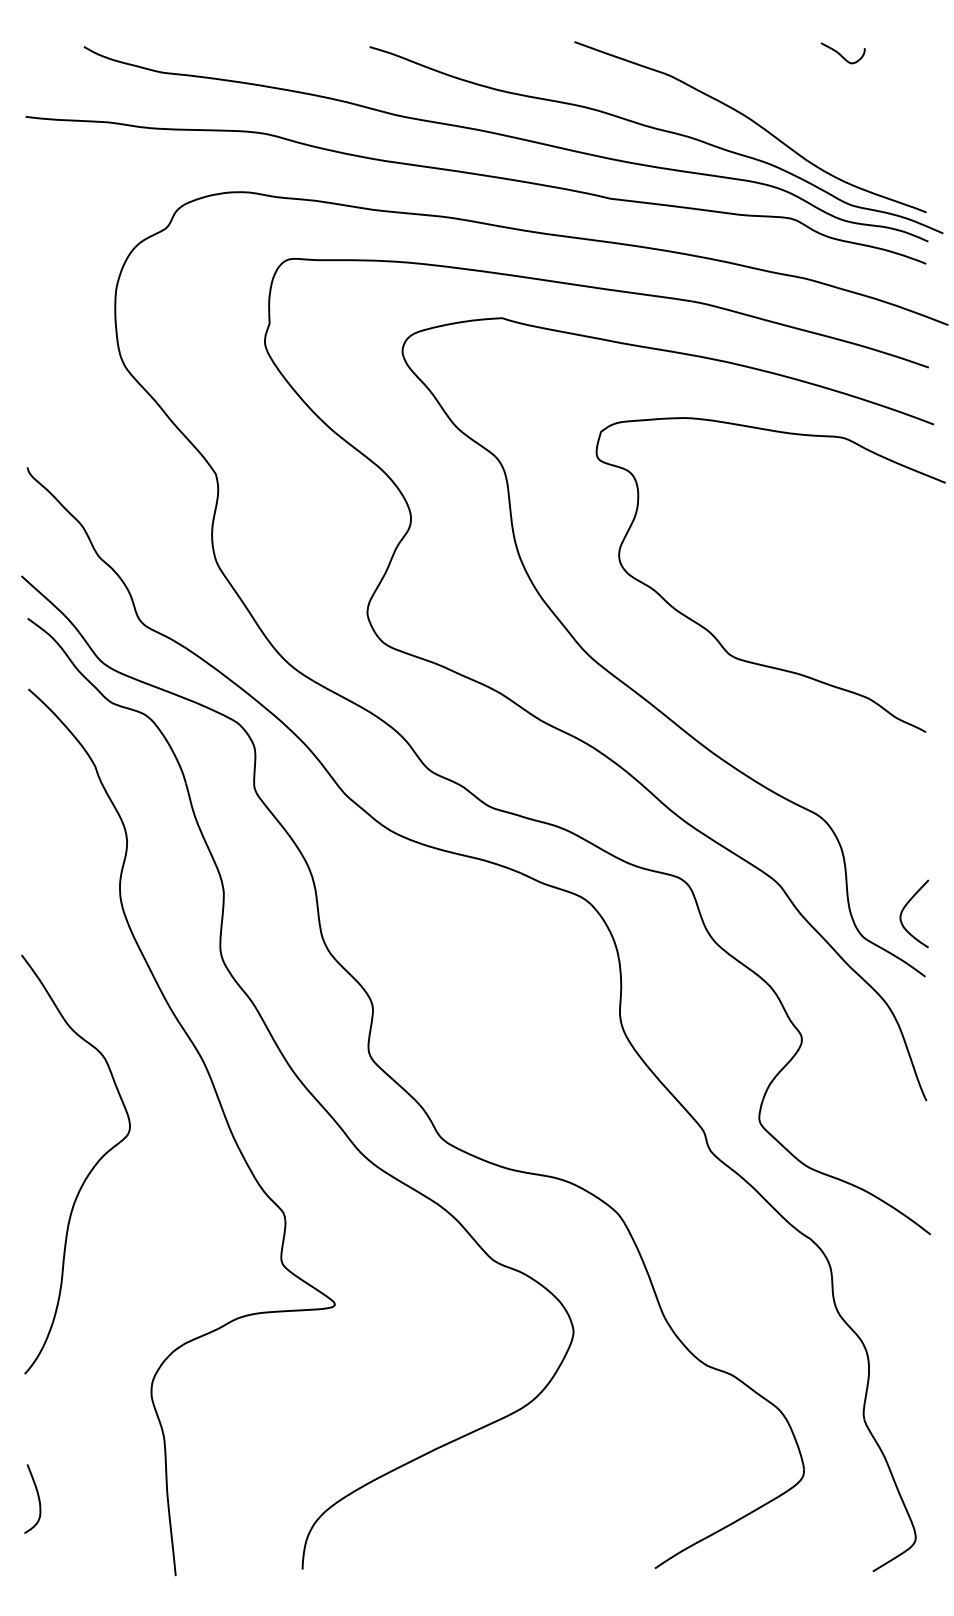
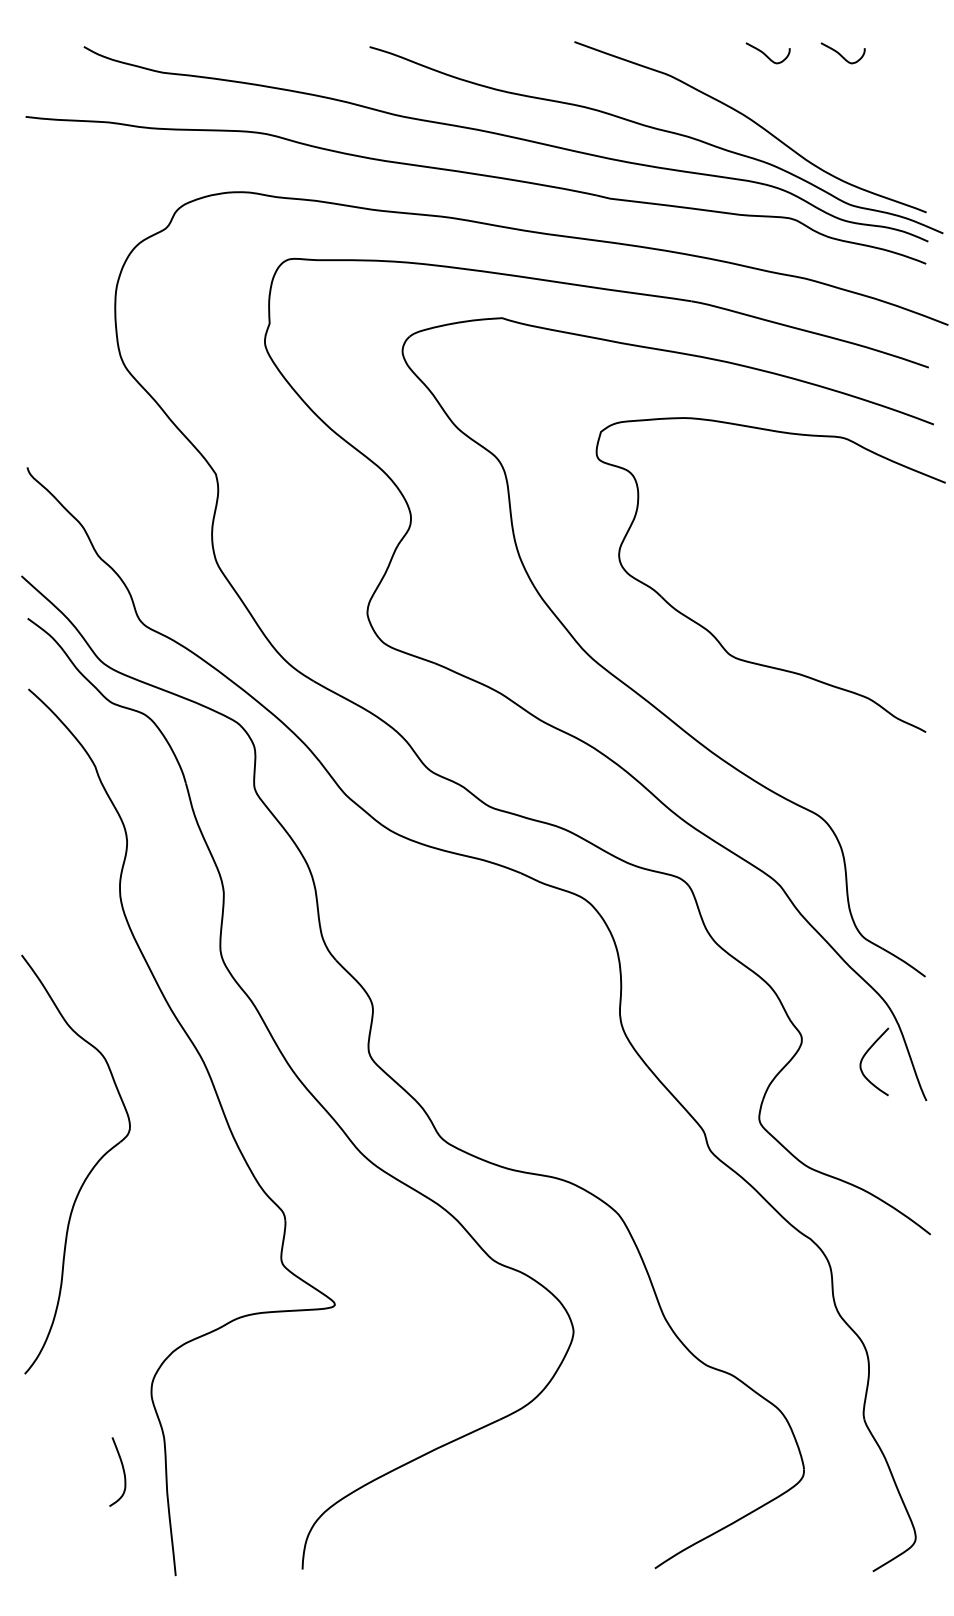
curve: none -> present (766, 54)
curve position: (906, 906) -> (866, 1054) (866, 1054)
curve position: (37, 1496) -> (122, 1469) (122, 1469)
